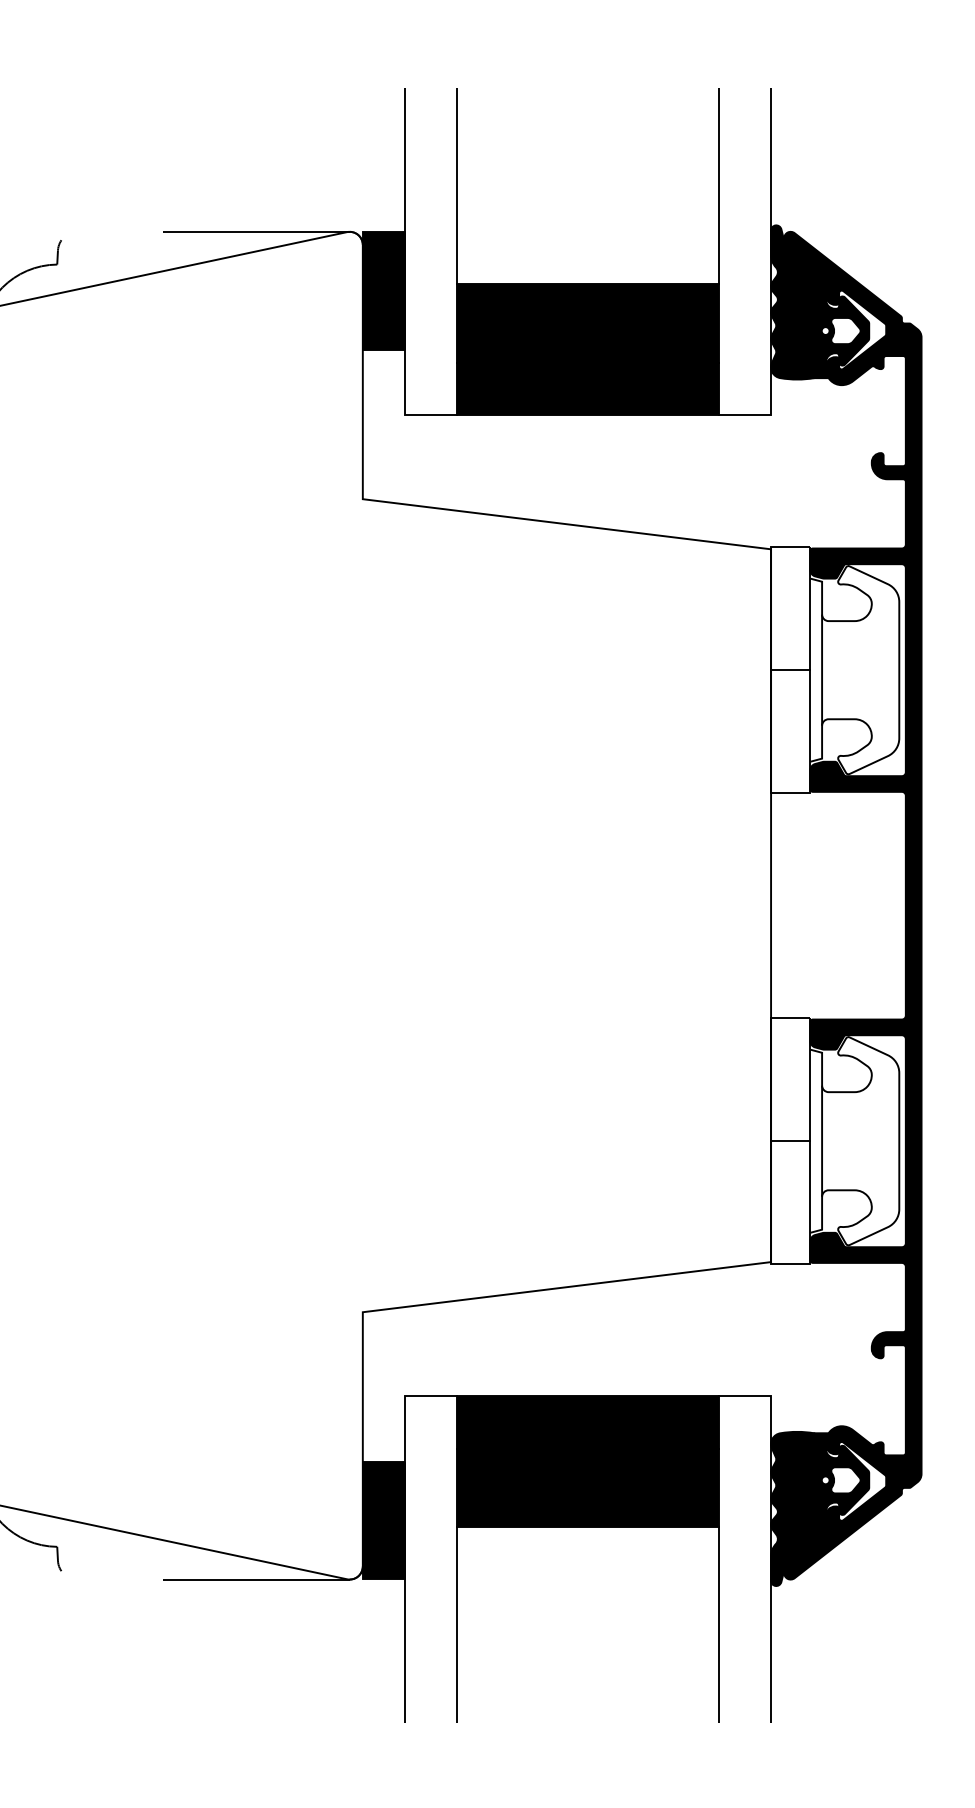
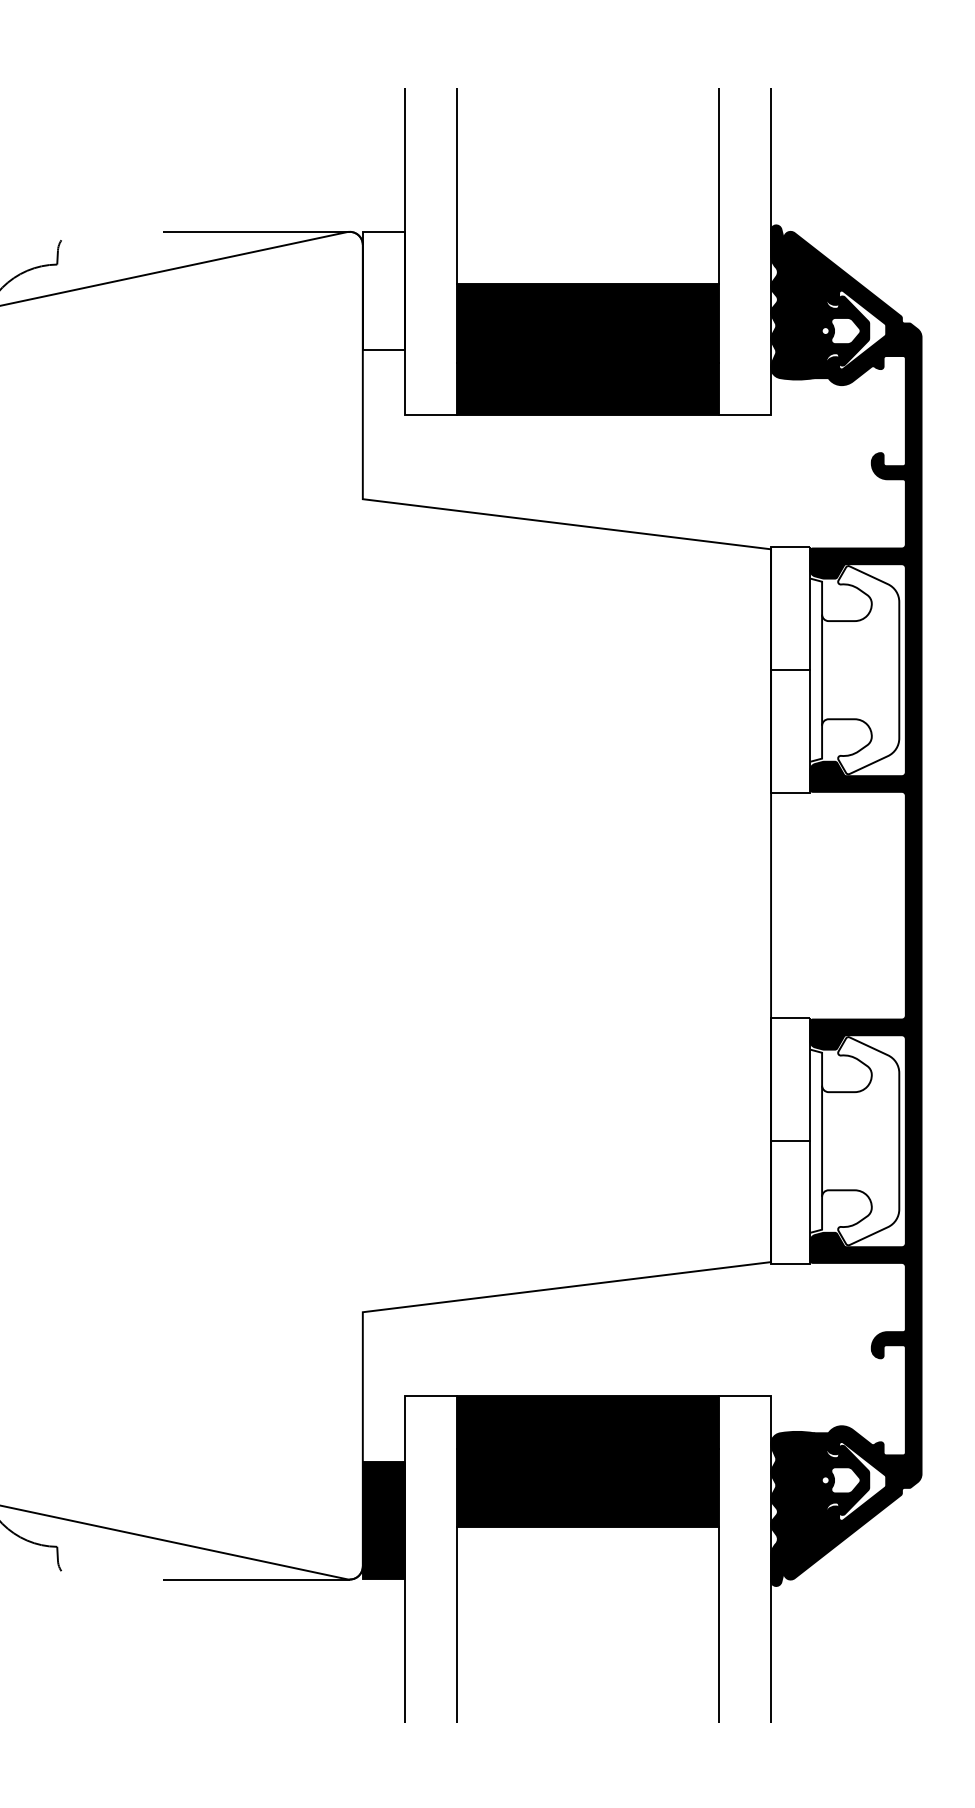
fill: present -> none (383, 290)
